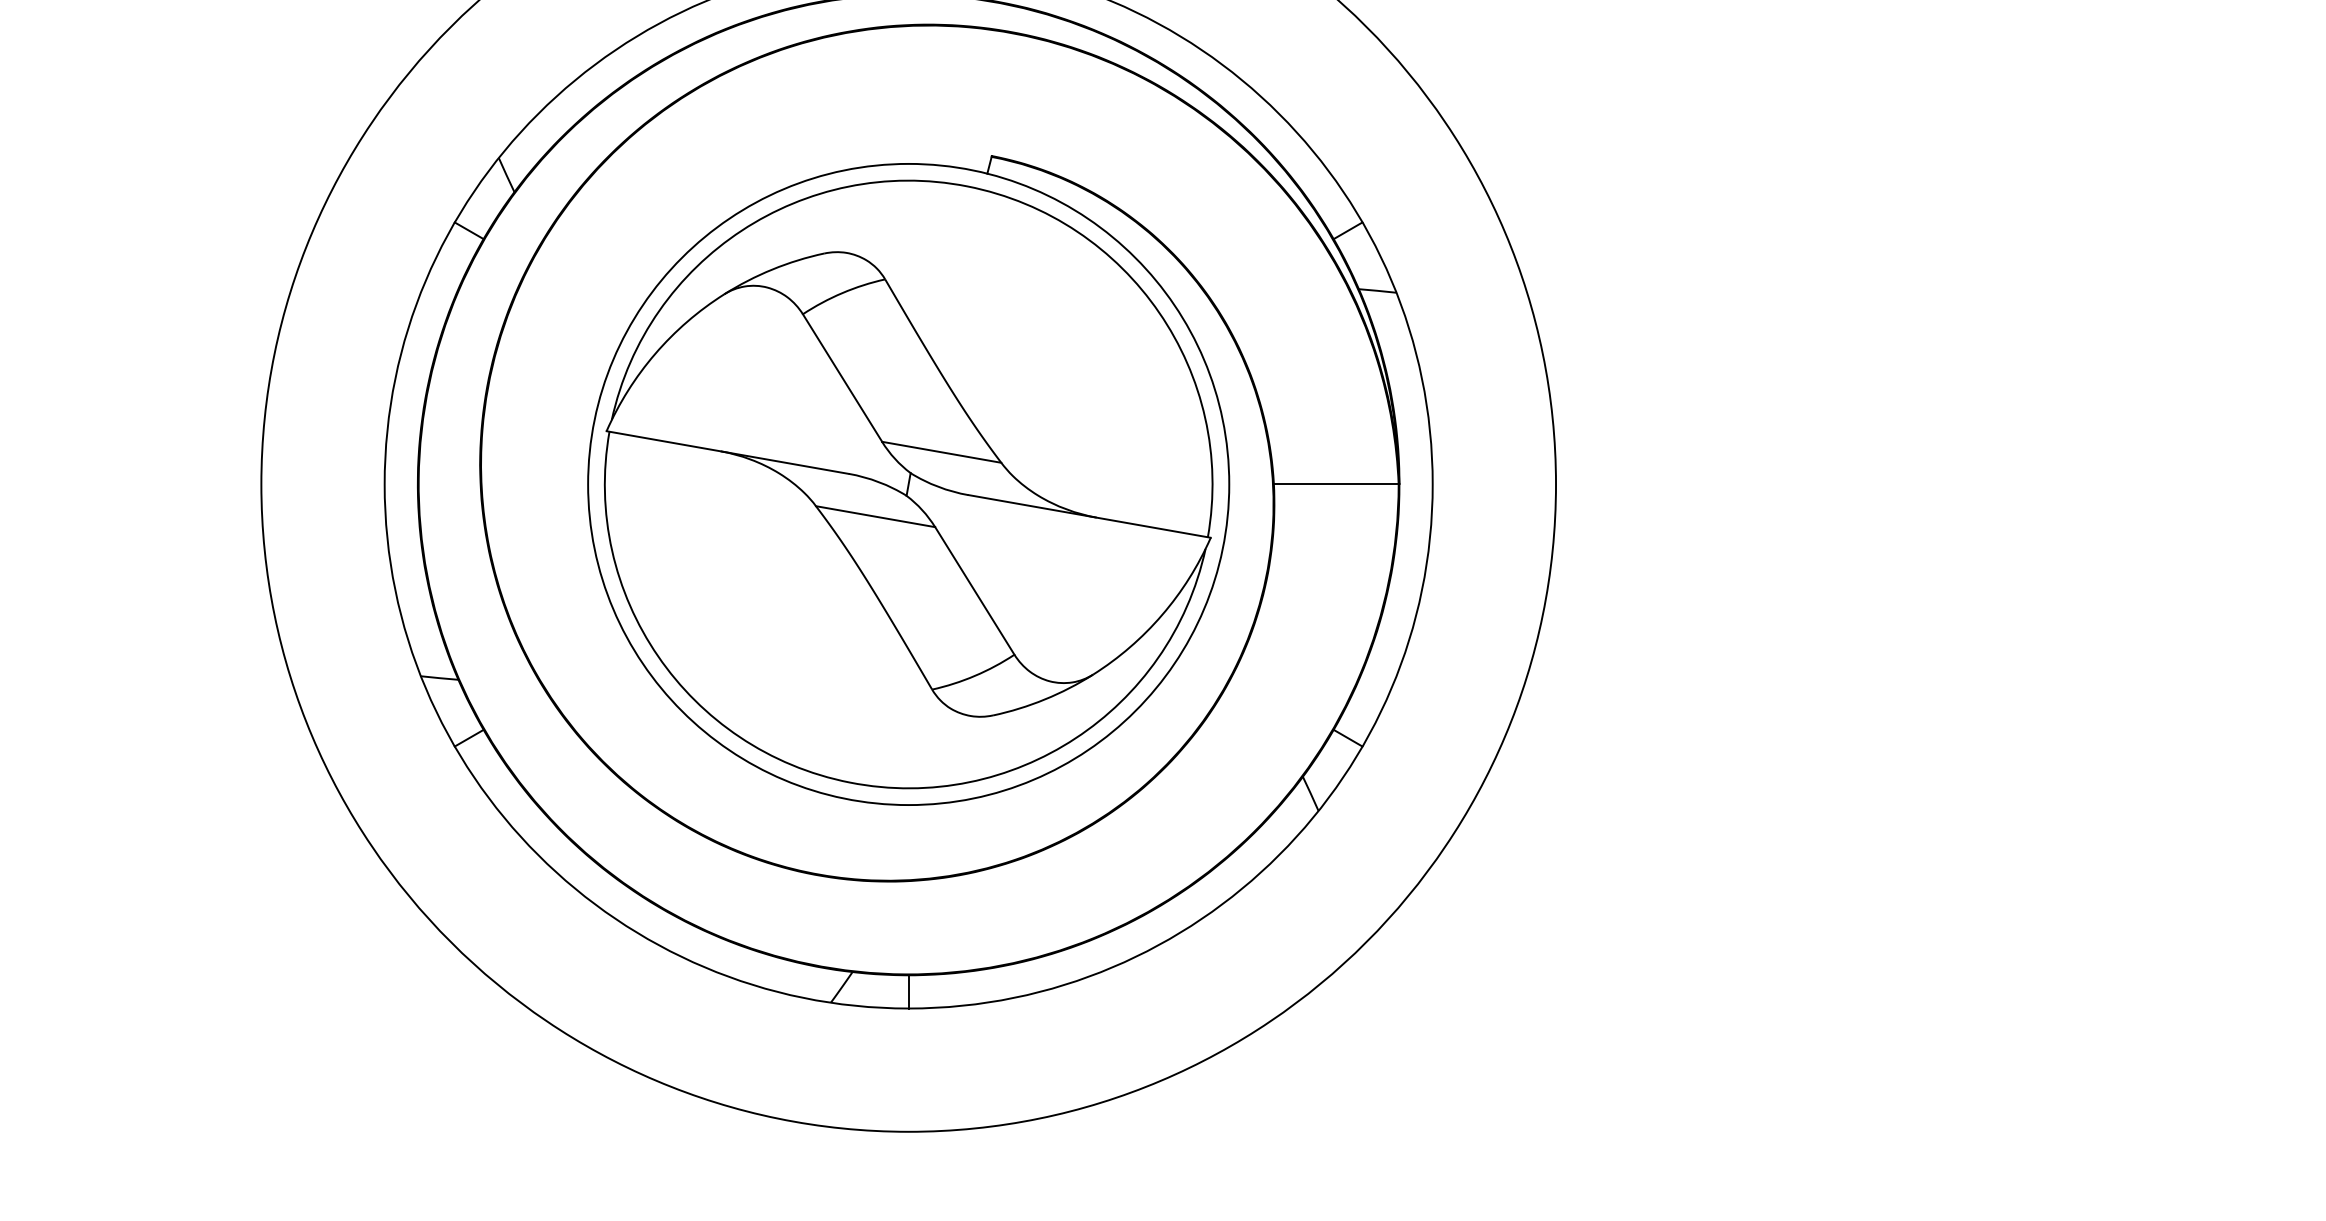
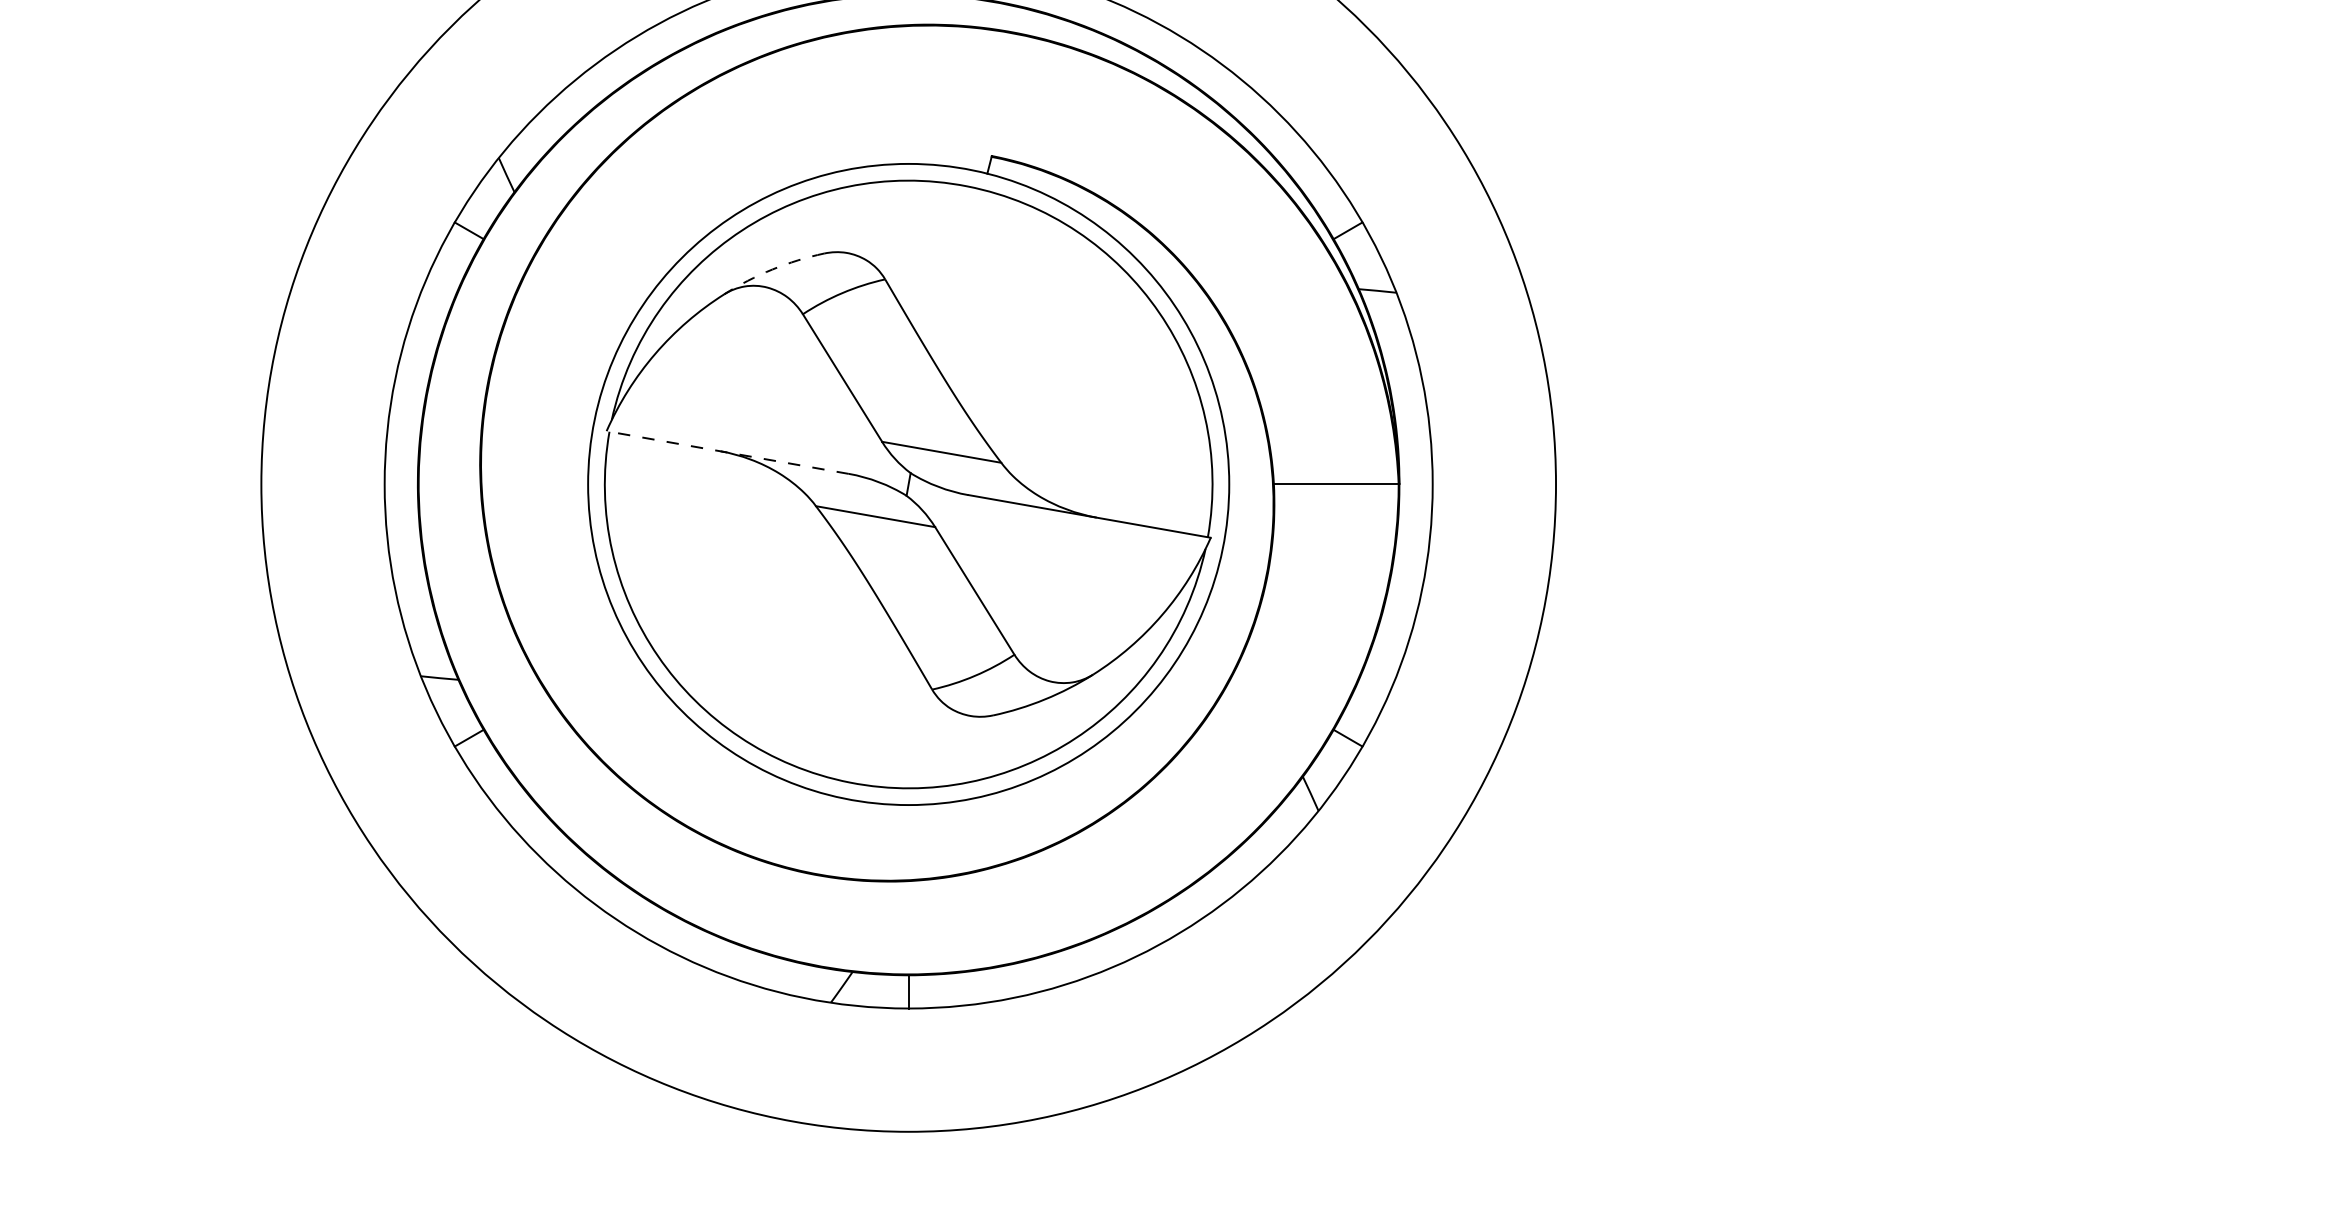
arc: solid -> dashed (772, 269)
line: solid -> dashed (727, 452)
